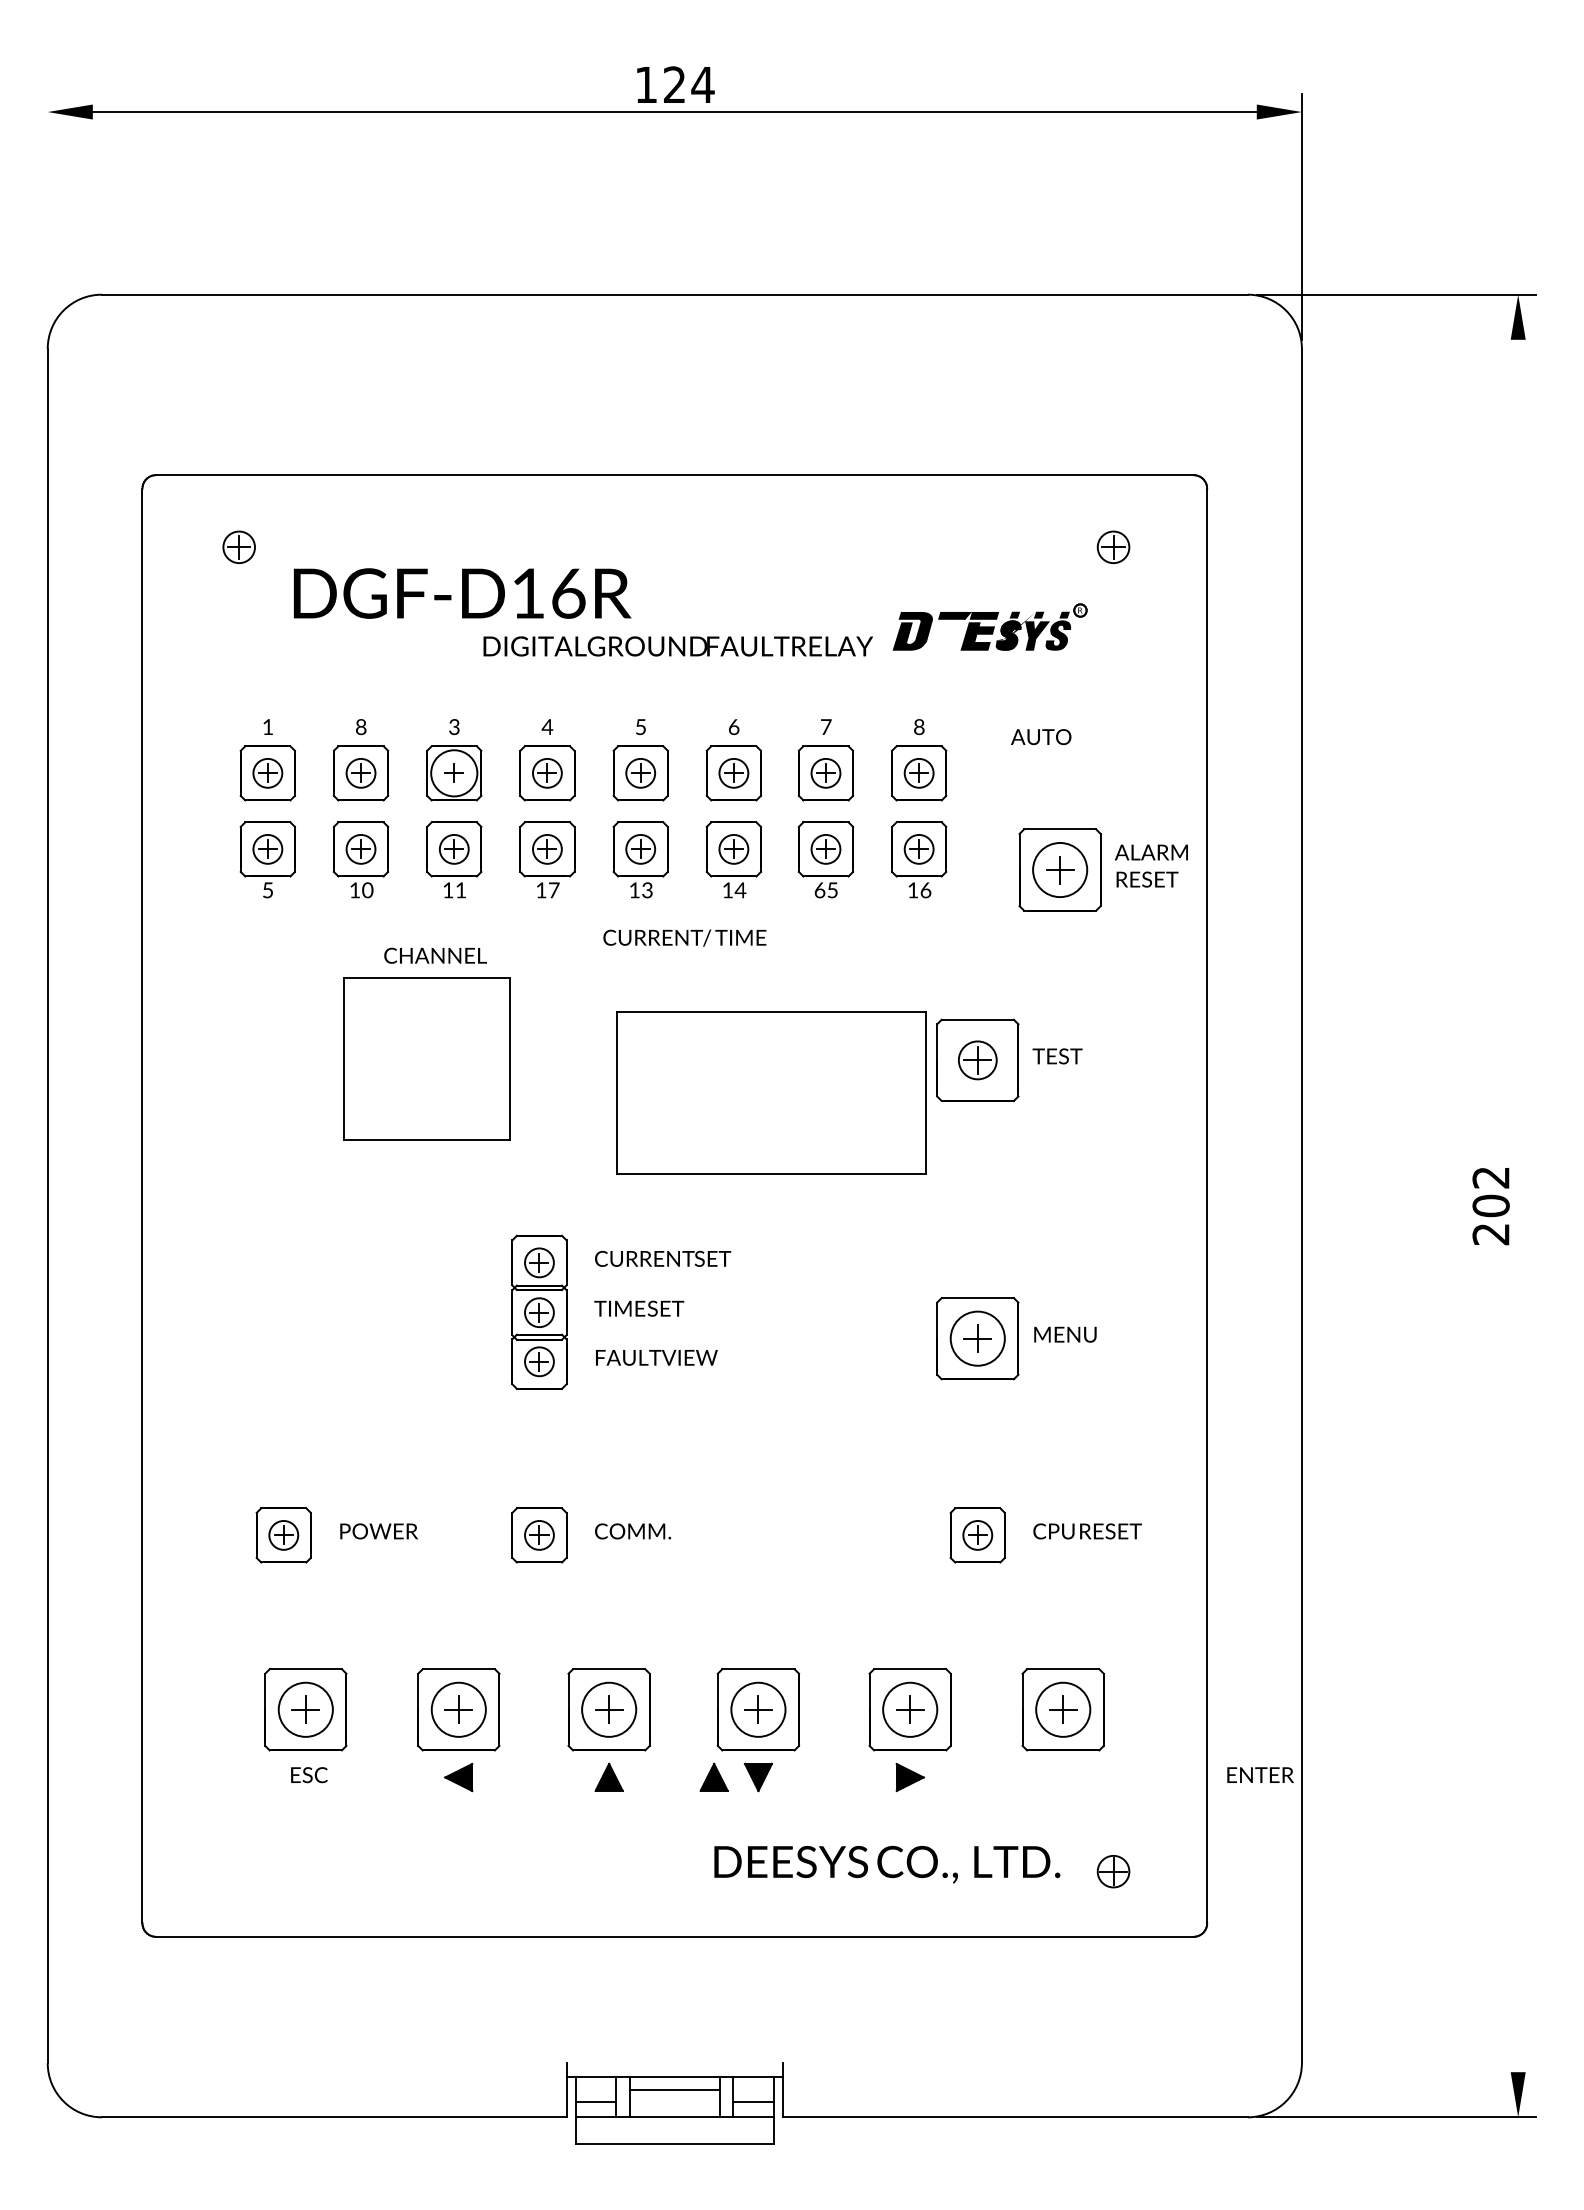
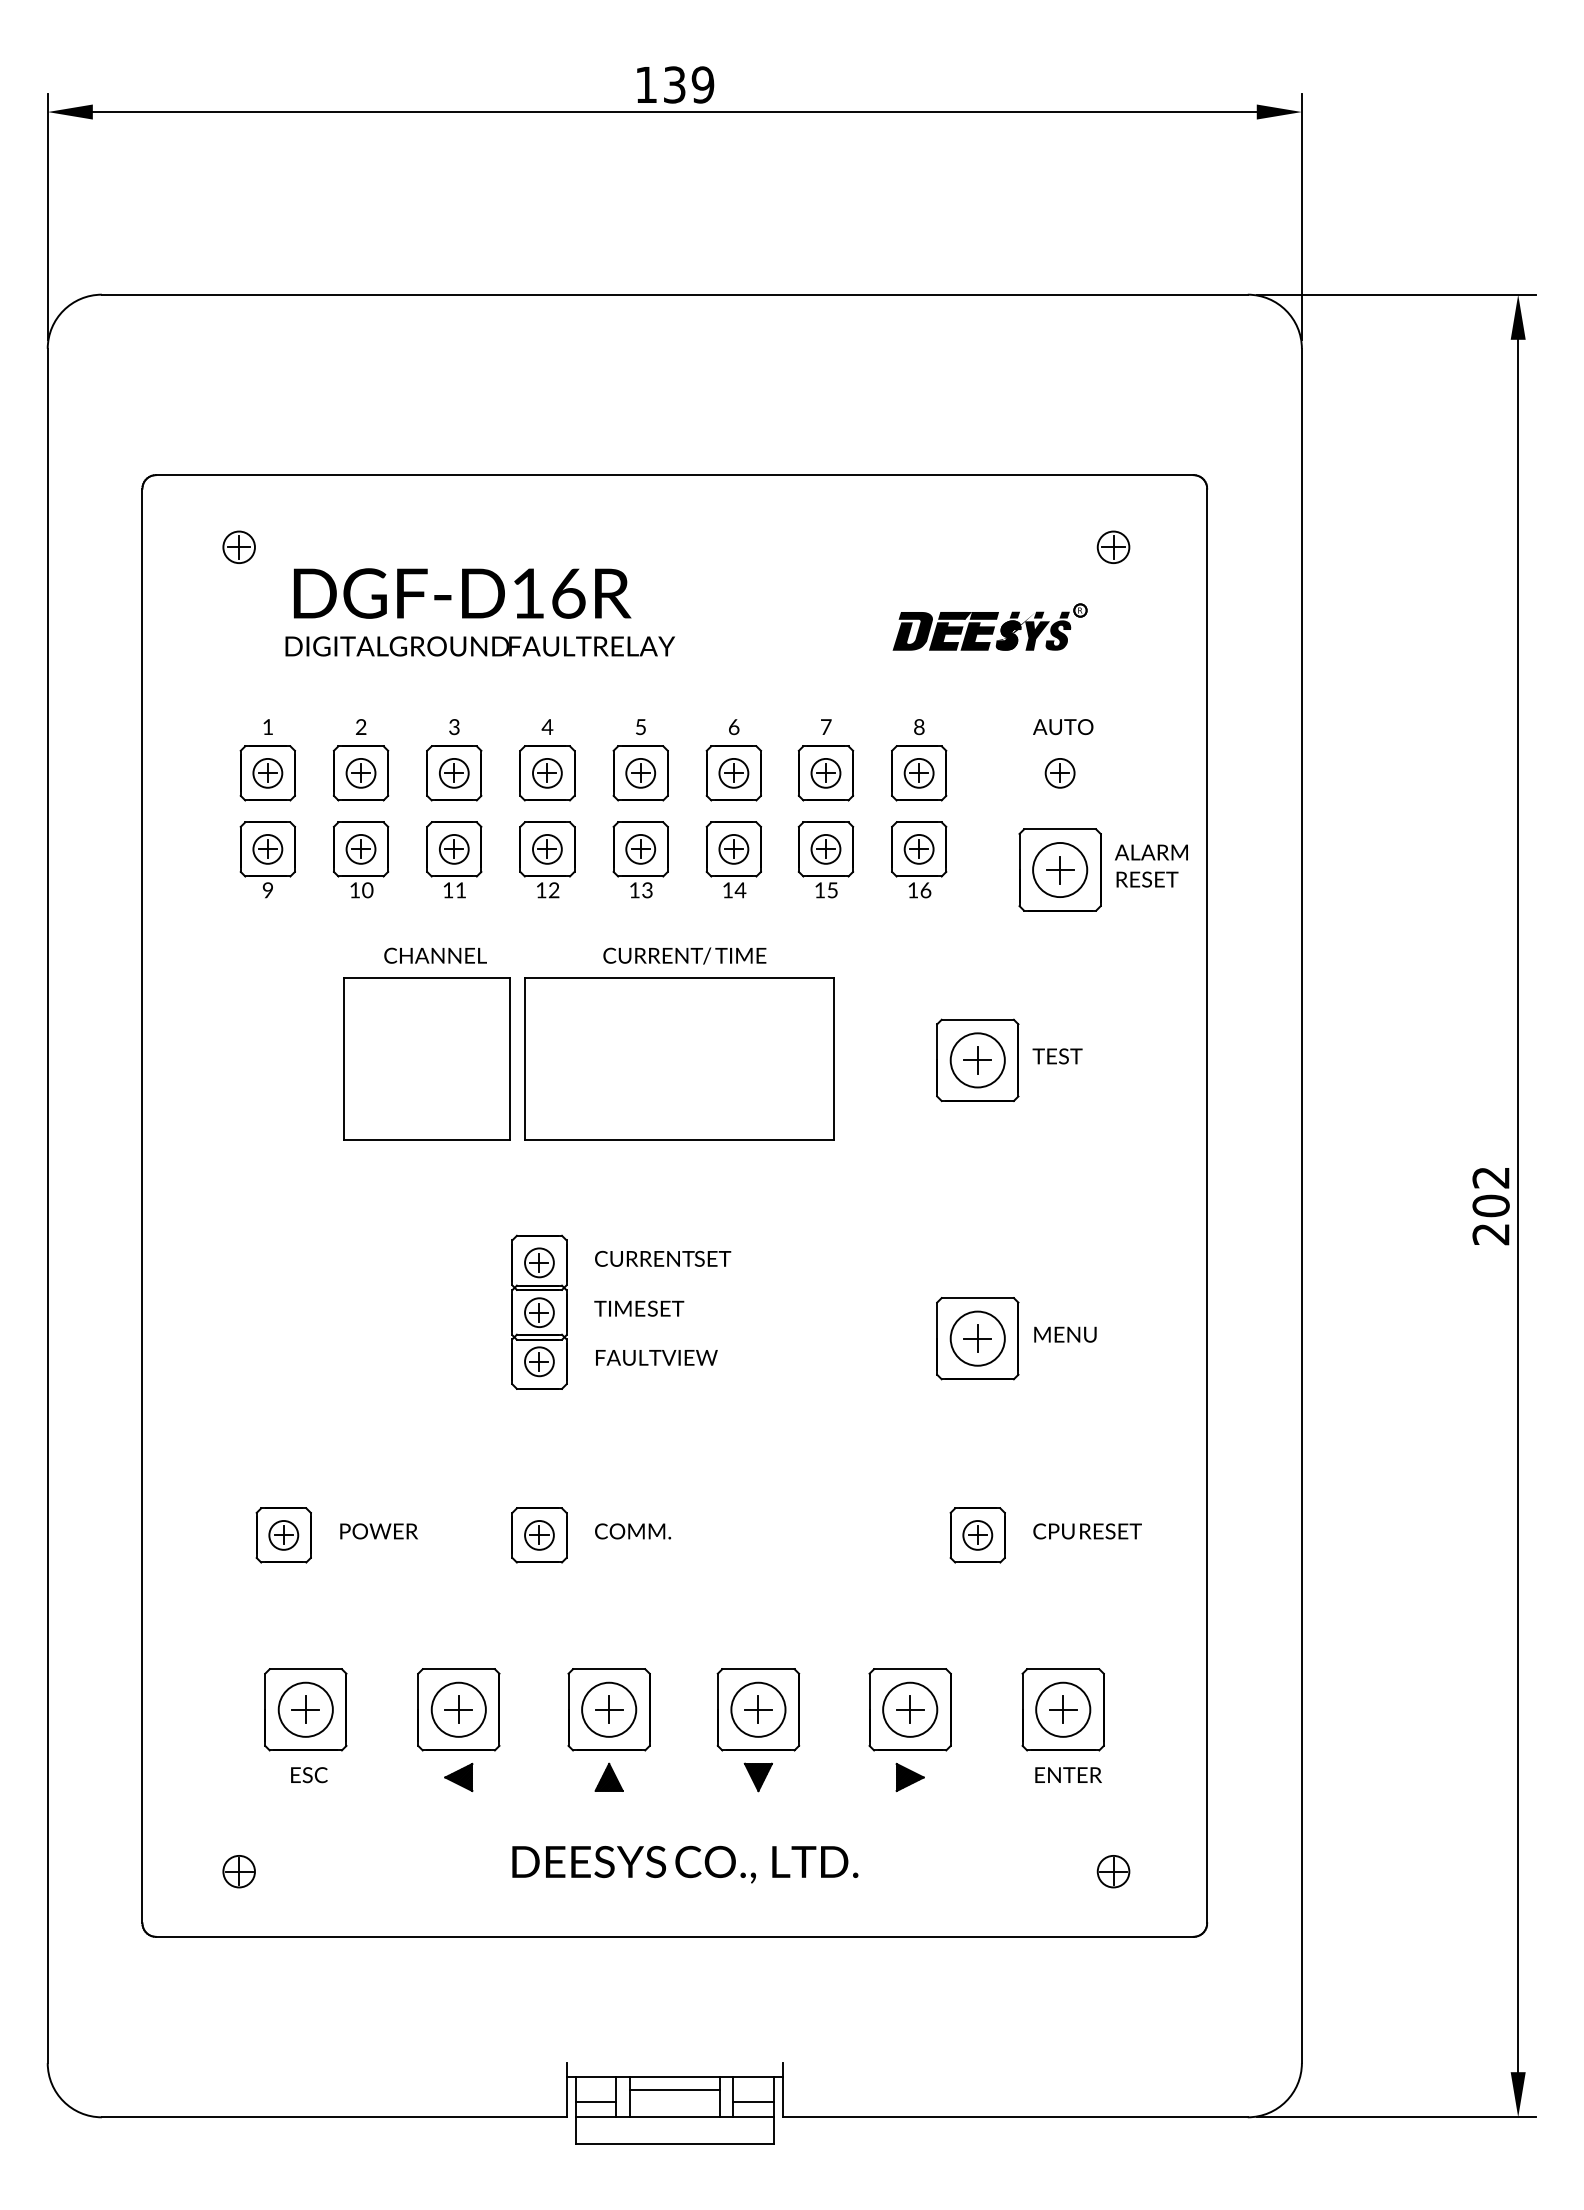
text: 124 -> 139 (689, 84)
line: none -> present (47, 216)
fill: none -> present (945, 636)
text position: (677, 646) -> (479, 646) (479, 646)
text: 8 -> 2 (360, 727)
text position: (1041, 737) -> (1063, 727) (1063, 727)
circle diameter: 46 px -> 29 px (453, 772)
part: none -> present (1059, 773)
text: 5 -> 9 (267, 890)
text: 17 -> 12 (553, 890)
text: 65 -> 15 (819, 890)
text position: (684, 937) -> (684, 955) (684, 955)
circle diameter: 38 px -> 54 px (977, 1060)
part position: (771, 1092) -> (679, 1058) (679, 1058)
line: none -> present (1518, 1205)
text position: (1260, 1774) -> (1068, 1774) (1068, 1774)
part: present -> none (713, 1776)
text position: (887, 1864) -> (685, 1864) (685, 1864)
part: none -> present (238, 1871)
